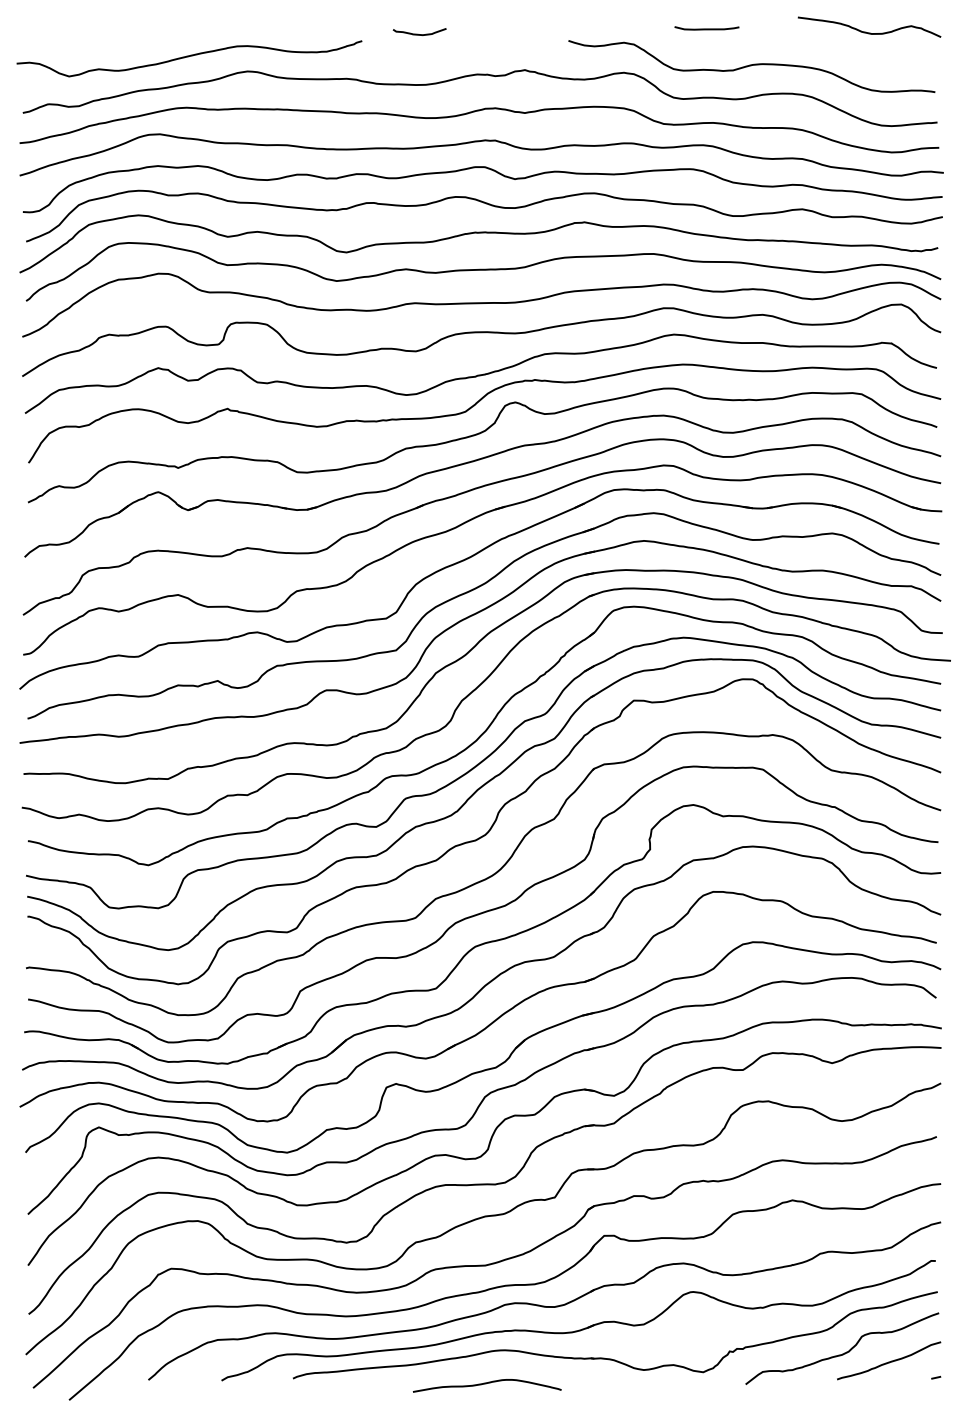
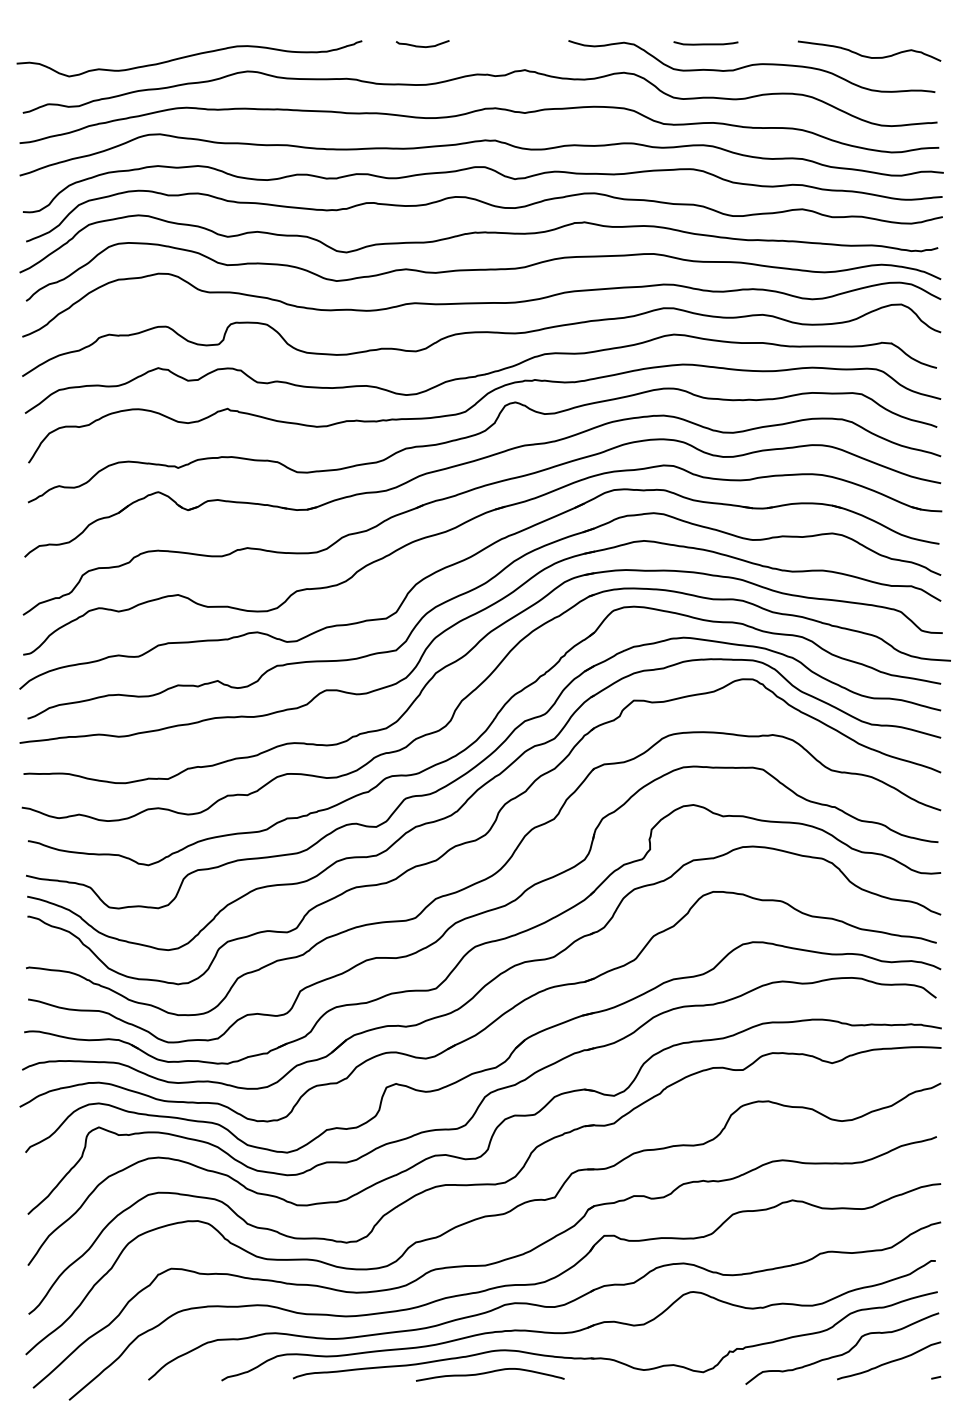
curve position: (706, 28) -> (705, 43) (705, 43)
curve position: (866, 31) -> (866, 55) (866, 55)
curve position: (418, 33) -> (421, 45) (421, 45)
curve position: (486, 1384) -> (489, 1373) (489, 1373)
